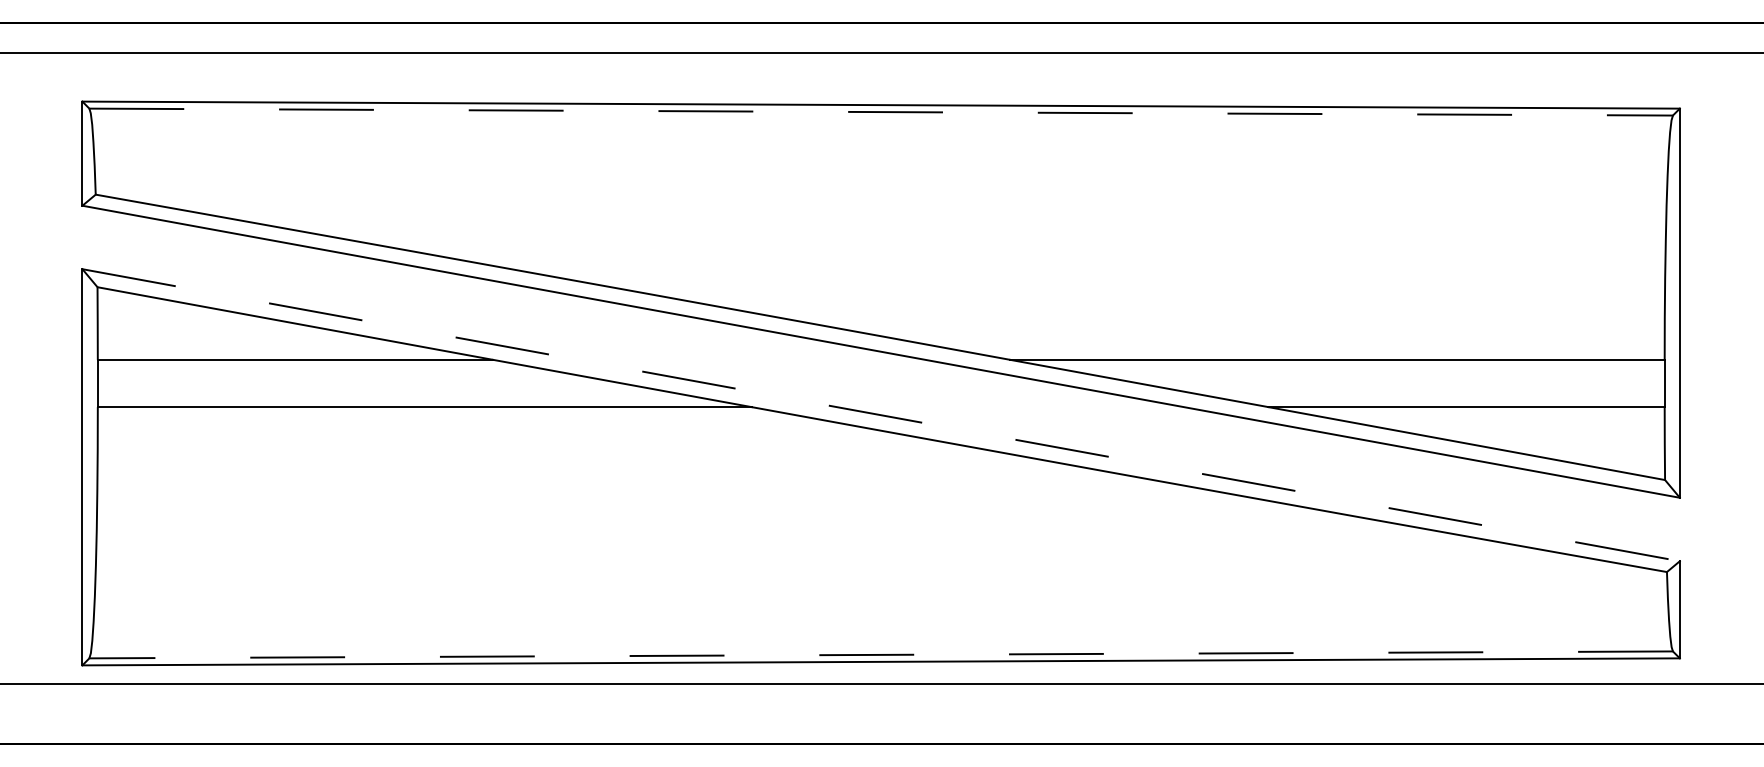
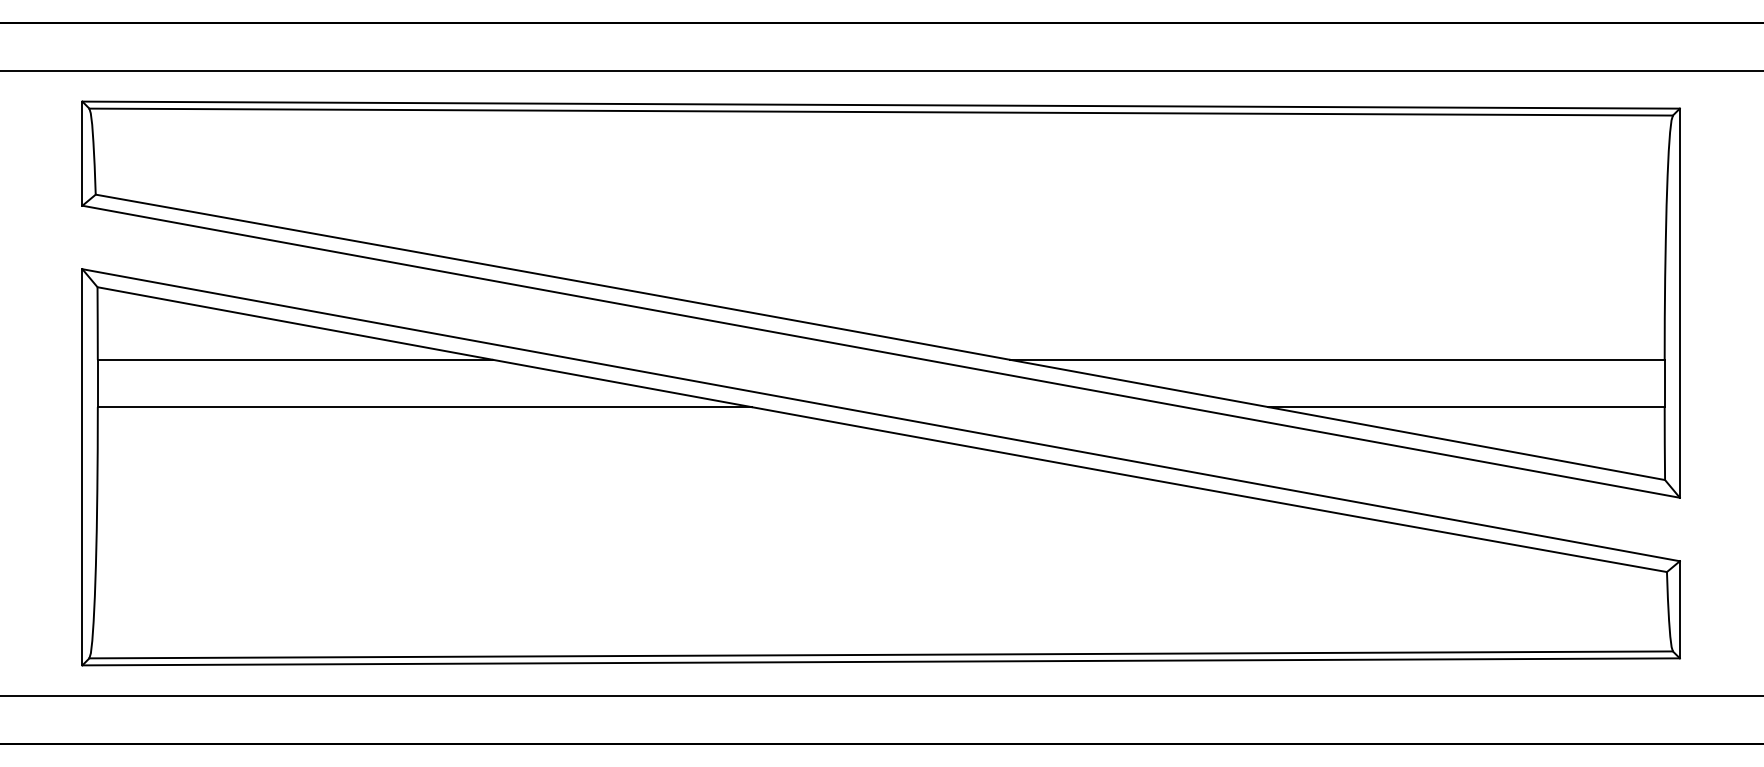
line position: (881, 52) -> (881, 70) (881, 70)
line: dashed -> solid (881, 112)
line: dashed -> solid (881, 415)
line: dashed -> solid (881, 654)
line position: (881, 684) -> (881, 696) (881, 696)
